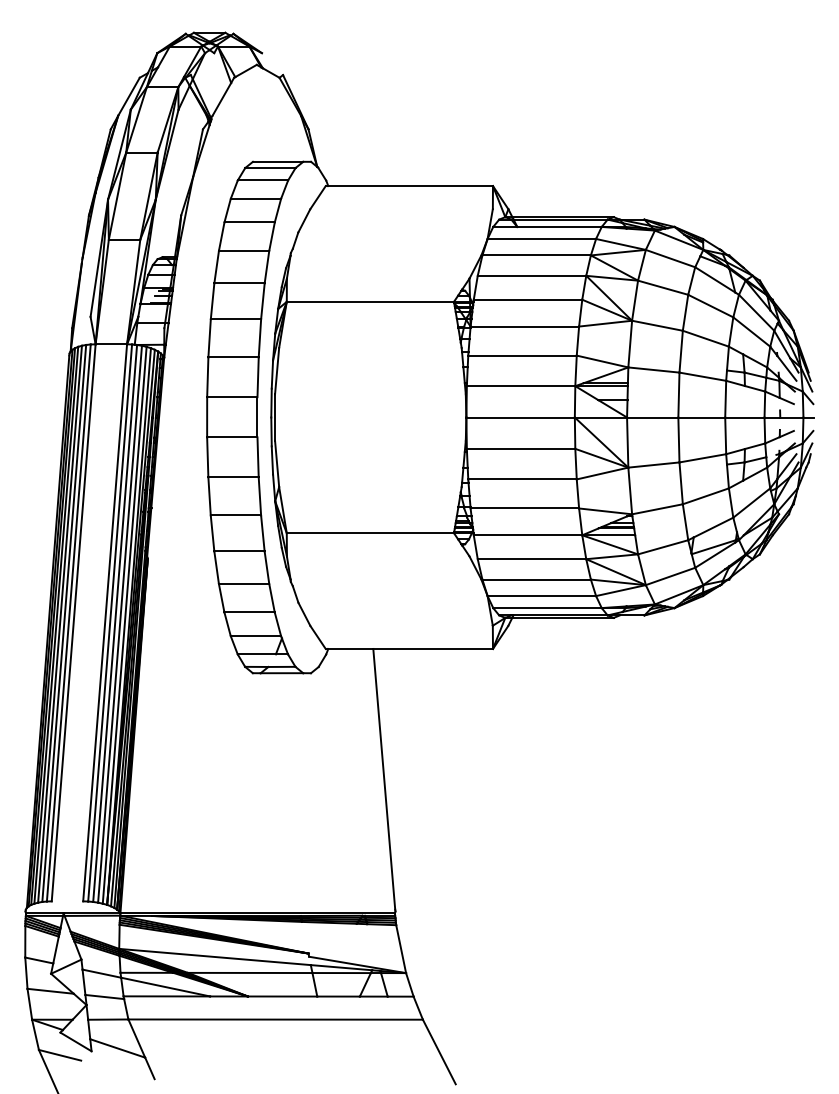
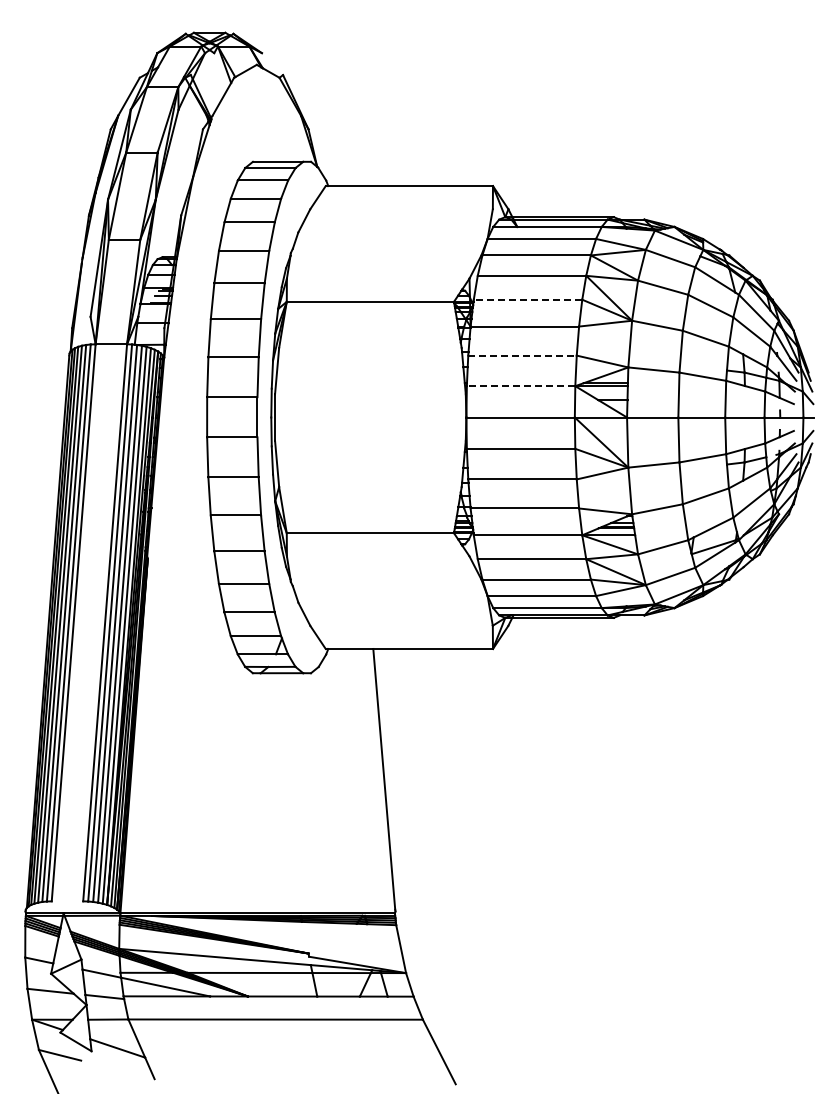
line: solid -> dashed (527, 299)
line: solid -> dashed (523, 355)
line: solid -> dashed (520, 386)
